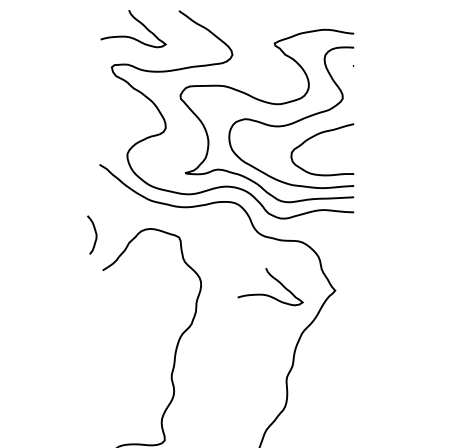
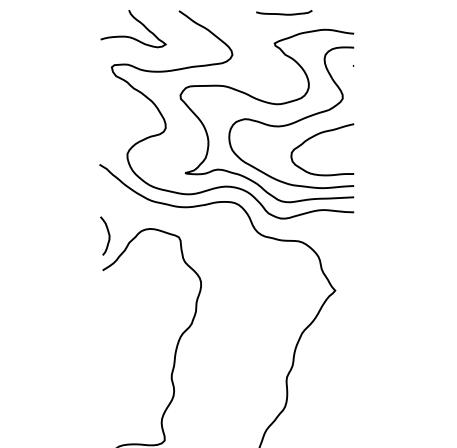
curve: none -> present (284, 13)
curve position: (95, 234) -> (108, 235) (108, 235)
curve: present -> none (267, 294)
